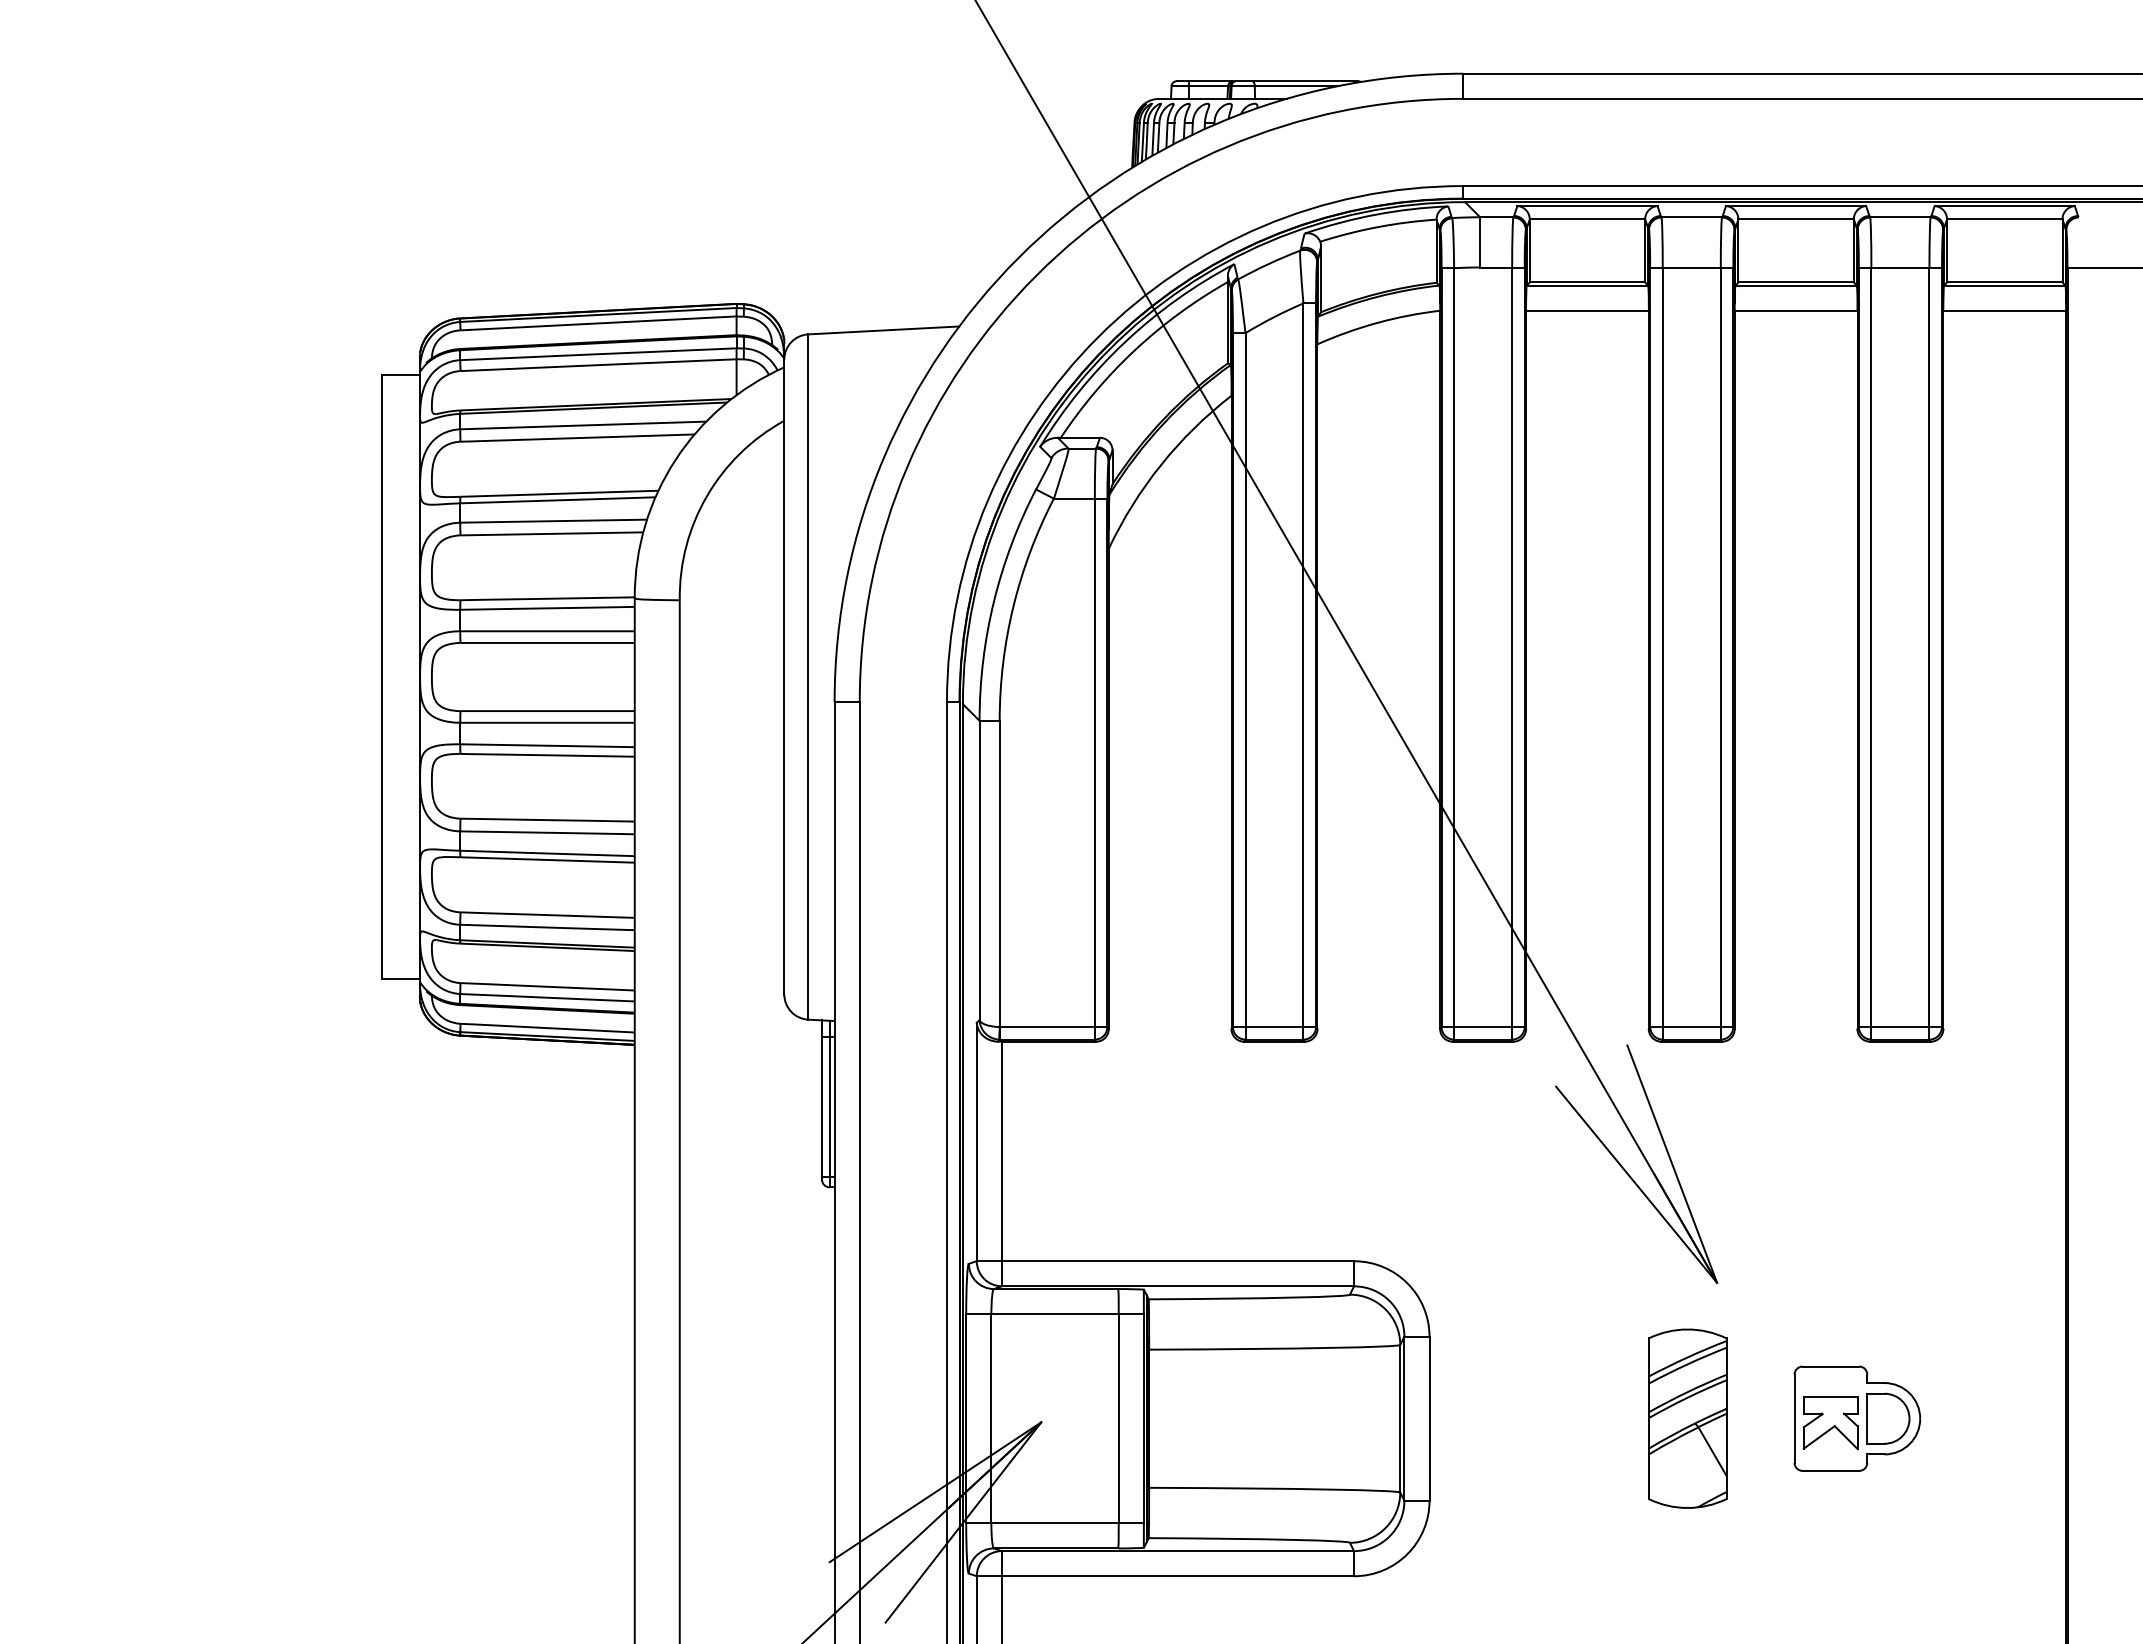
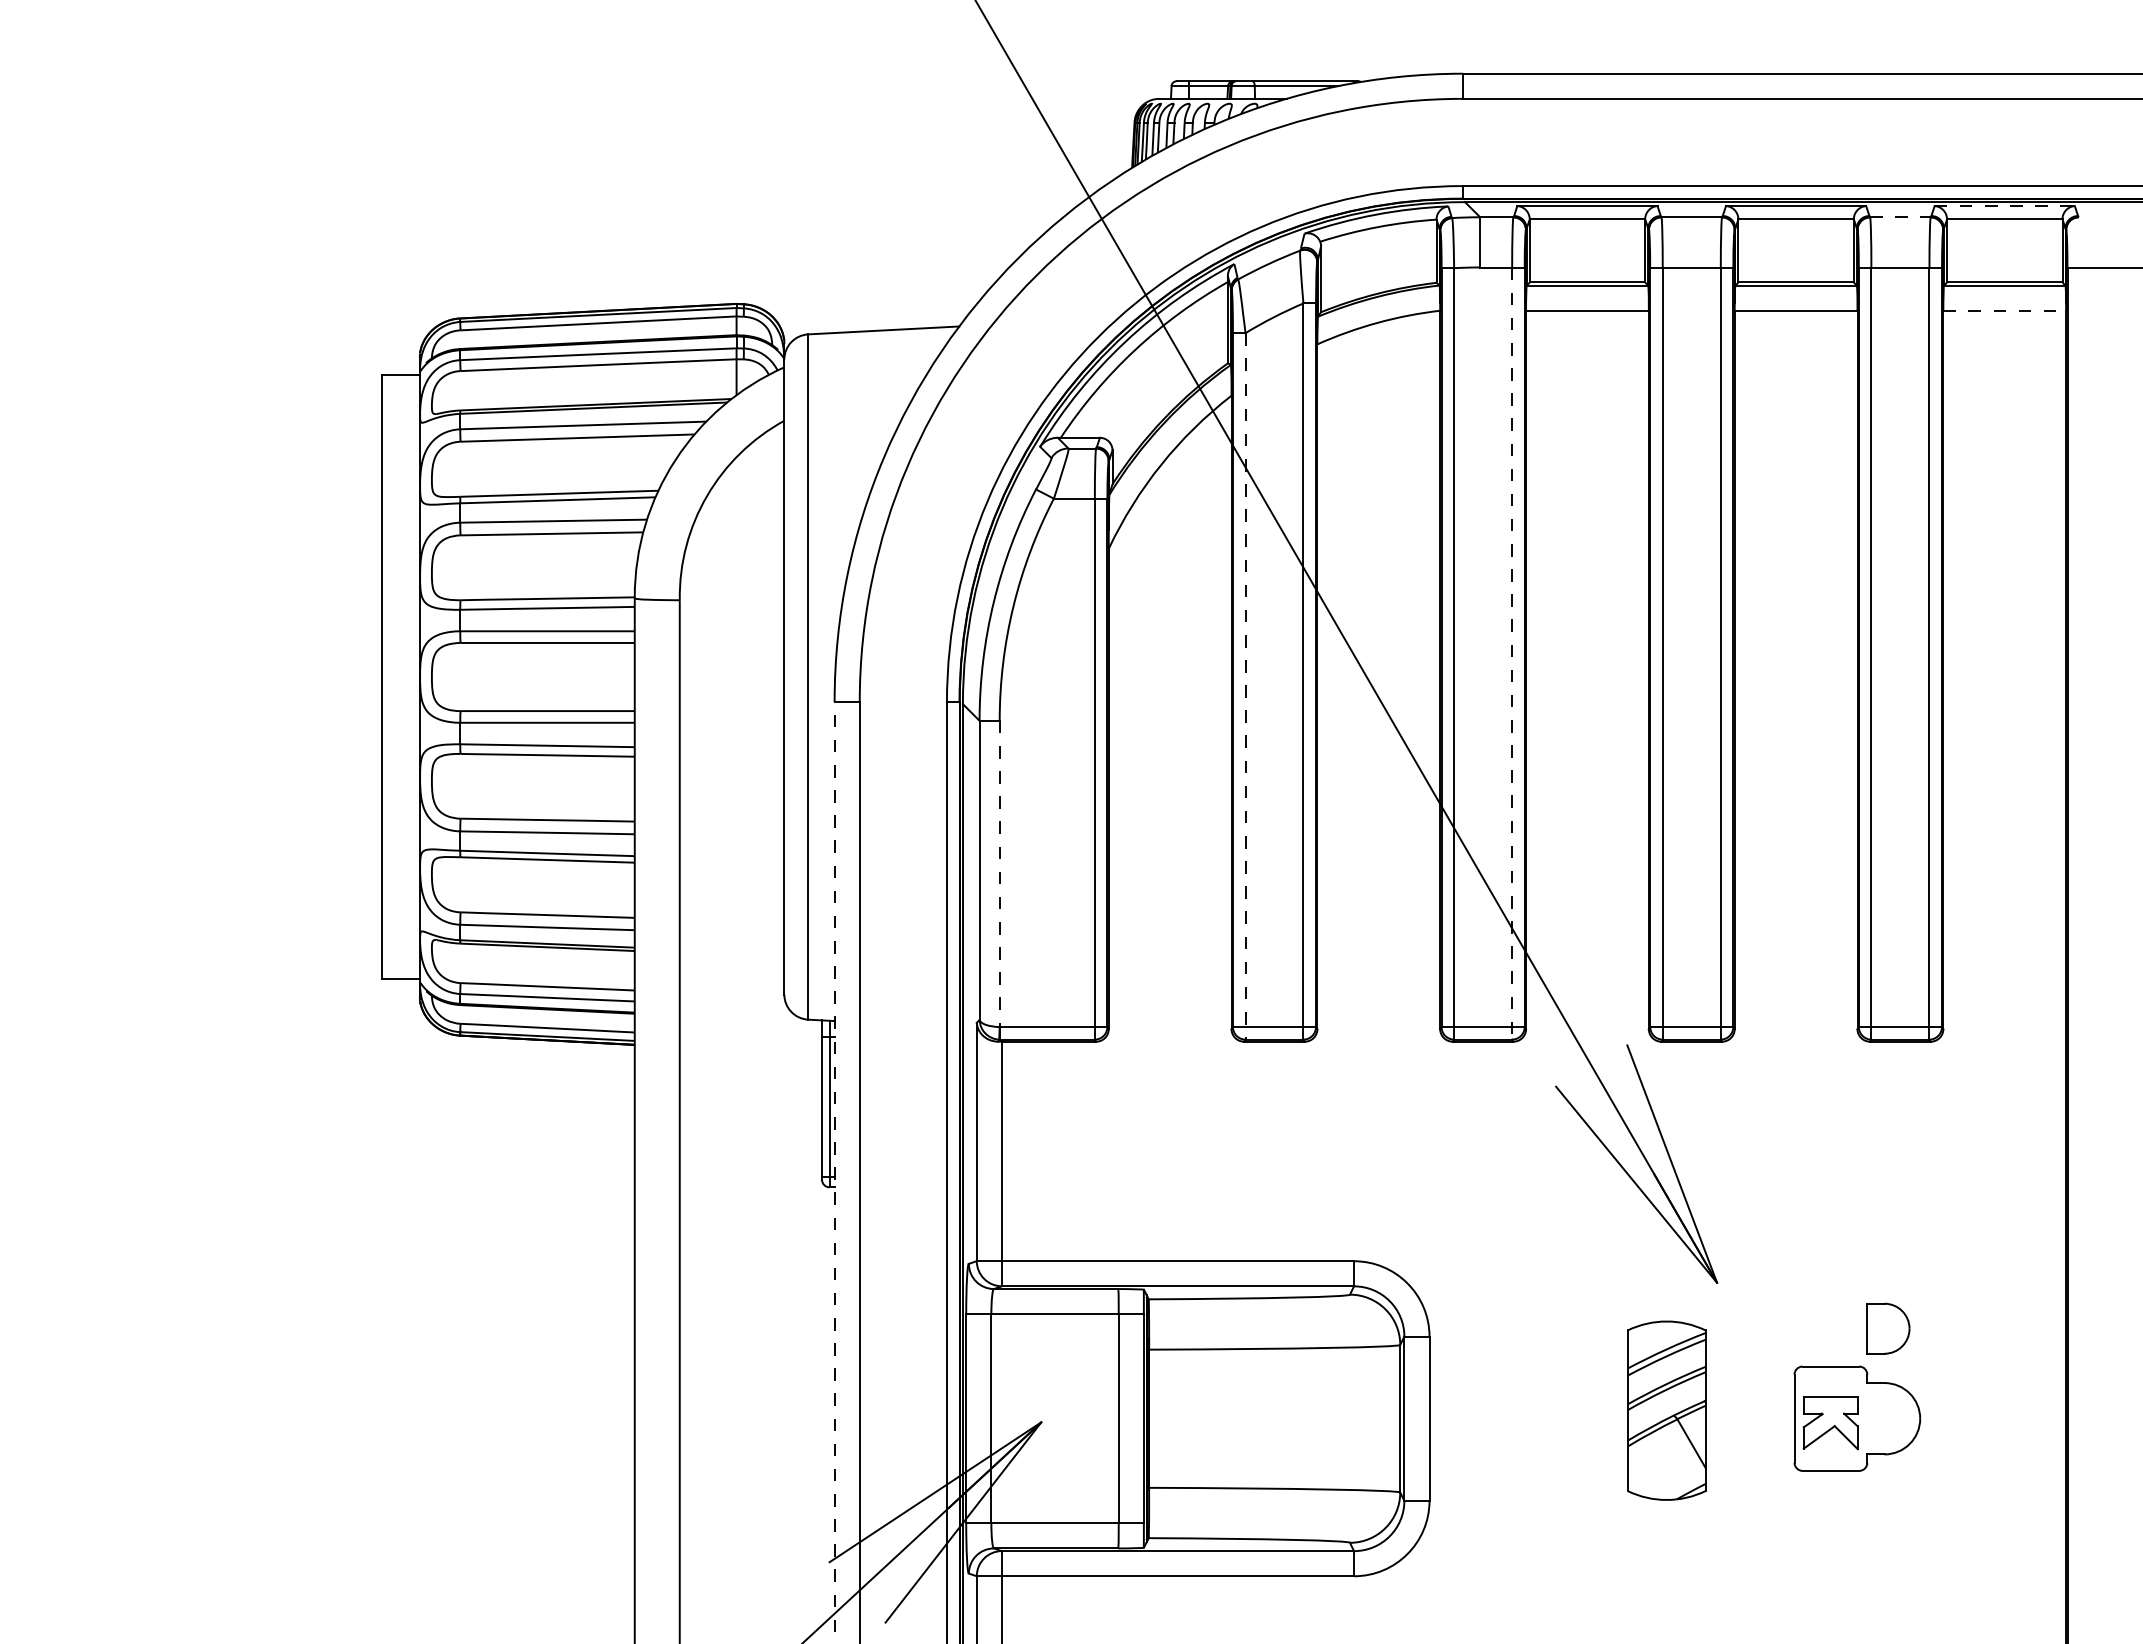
line: solid -> dashed (2005, 206)
line: solid -> dashed (1900, 217)
line: solid -> dashed (2005, 310)
line: solid -> dashed (1512, 654)
line: solid -> dashed (1245, 686)
line: solid -> dashed (999, 874)
line: solid -> dashed (834, 1172)
part position: (1687, 1418) -> (1666, 1410) (1666, 1410)
part position: (1888, 1418) -> (1888, 1328) (1888, 1328)
